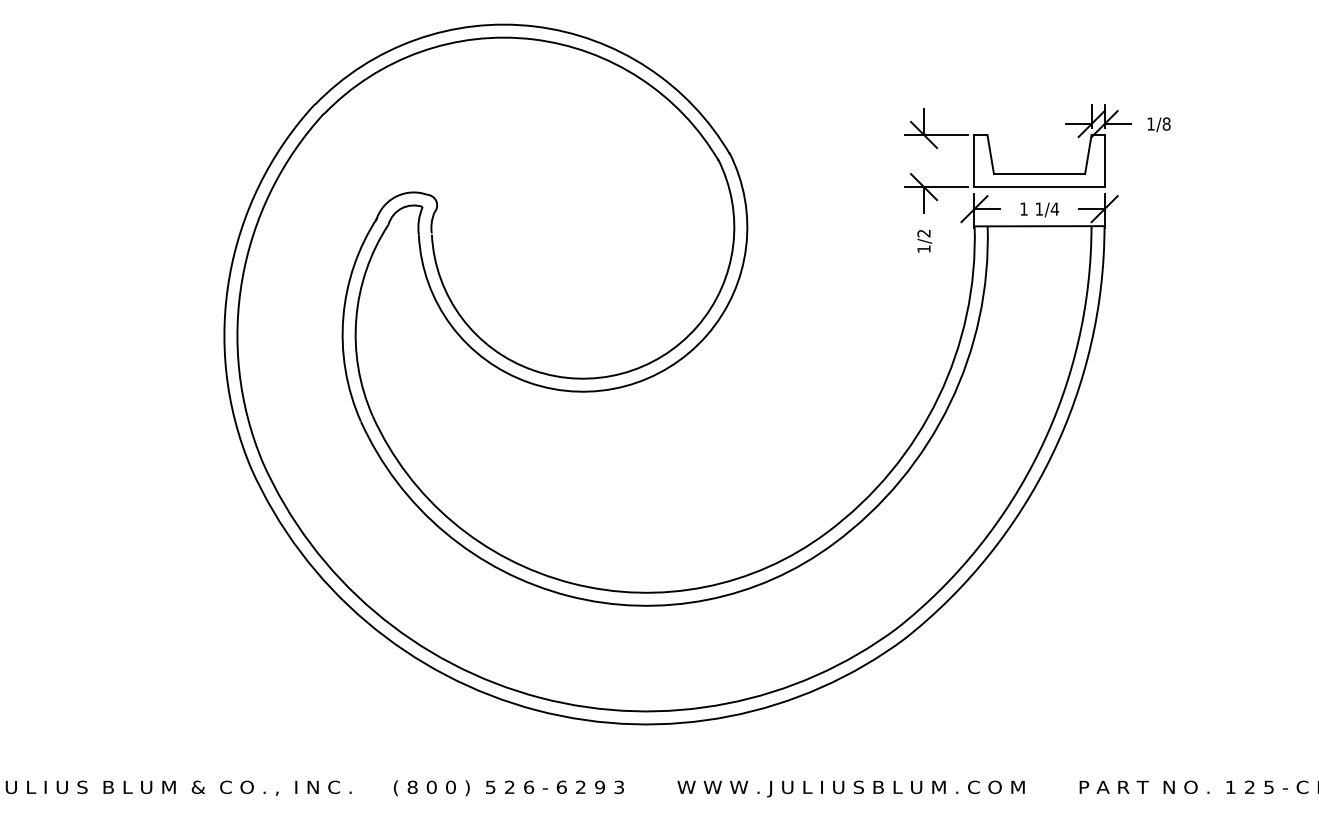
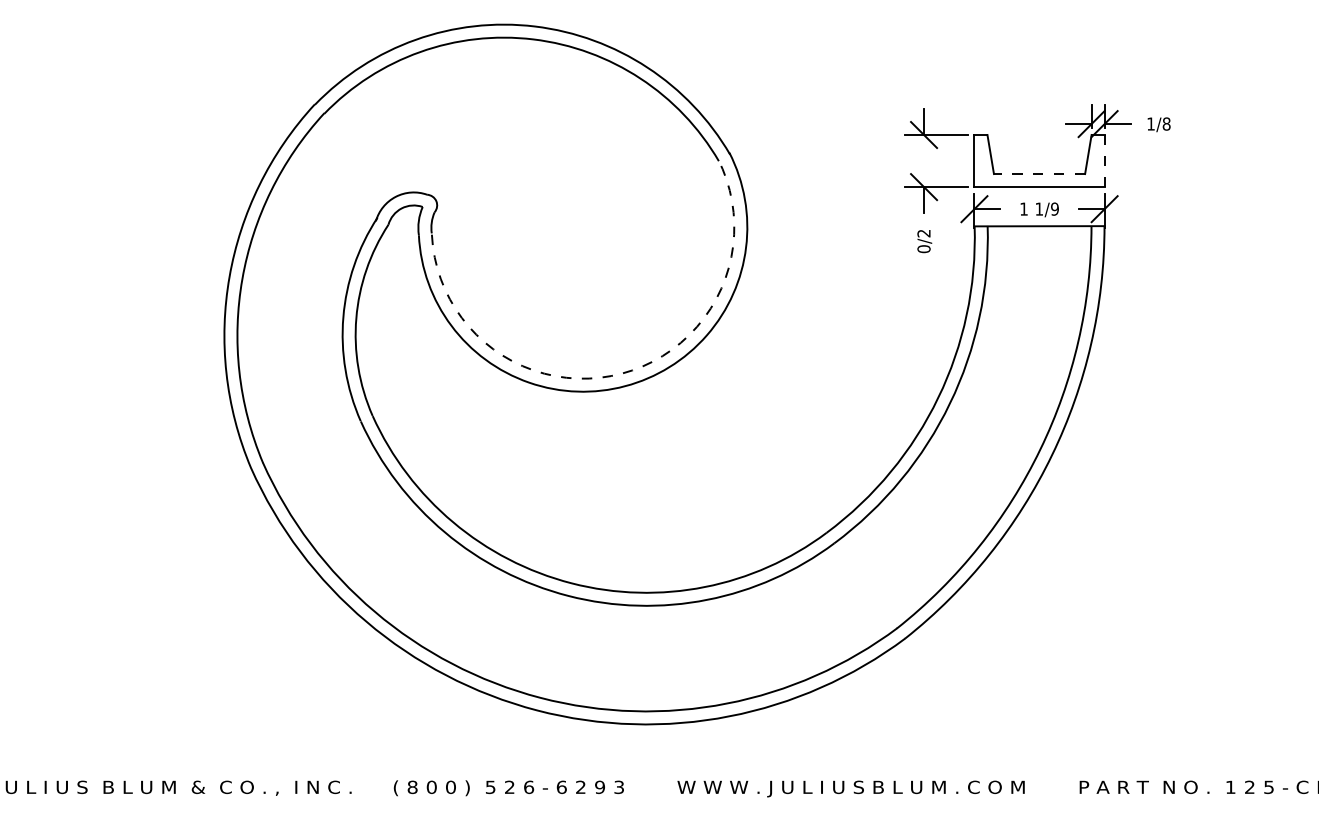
line: solid -> dashed (1104, 160)
line: solid -> dashed (1039, 174)
text: 1/4 -> 1/9 (1054, 208)
text: 1/2 -> 0/2 (923, 249)
arc: solid -> dashed (621, 373)
